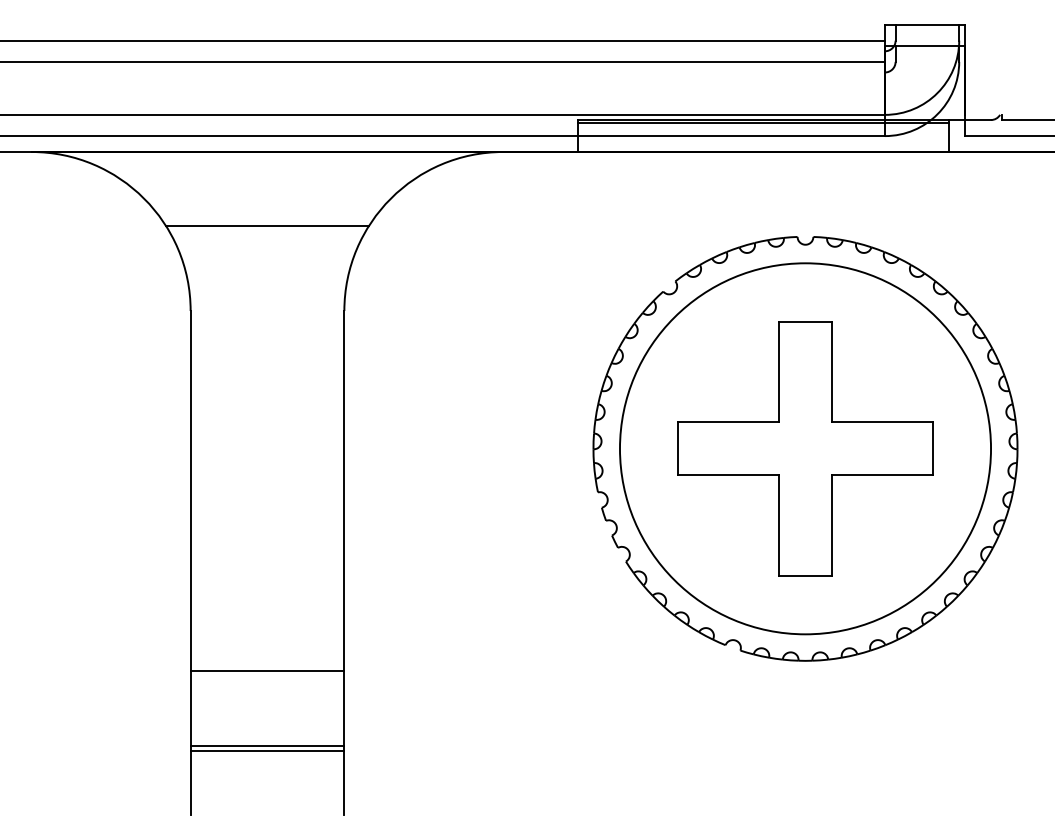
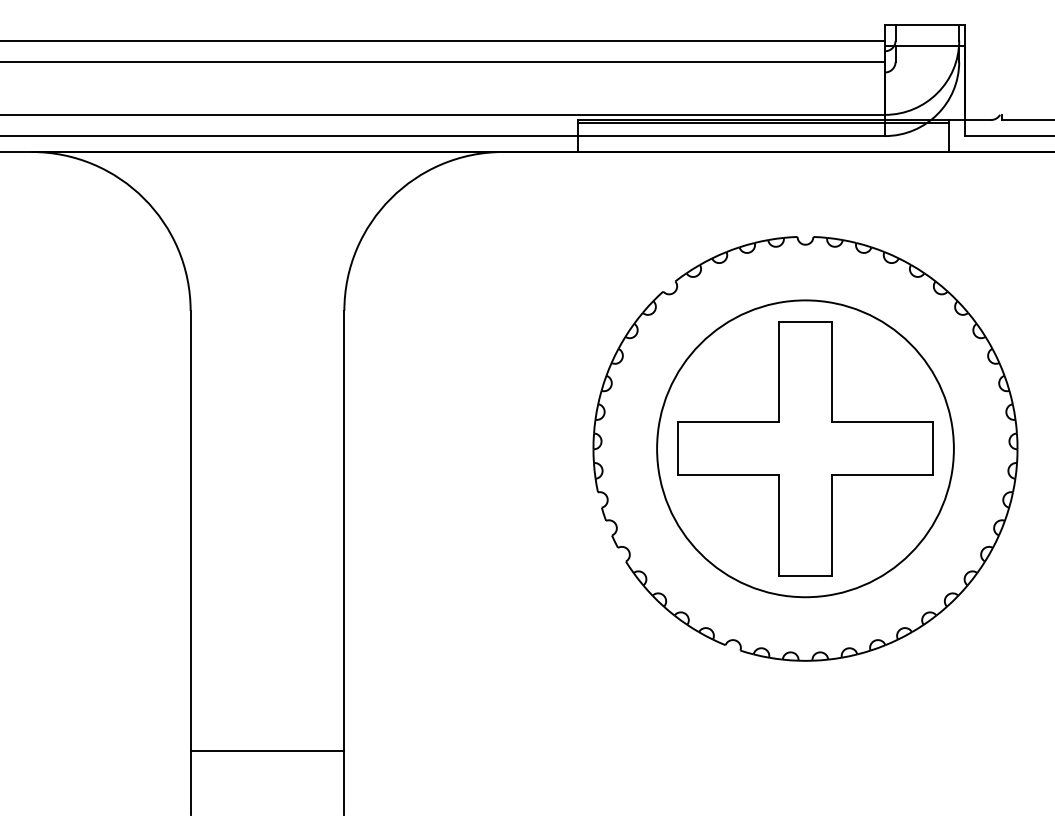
line: present -> none (267, 226)
circle diameter: 371 px -> 297 px (805, 448)
line: present -> none (267, 671)
line: present -> none (267, 745)
